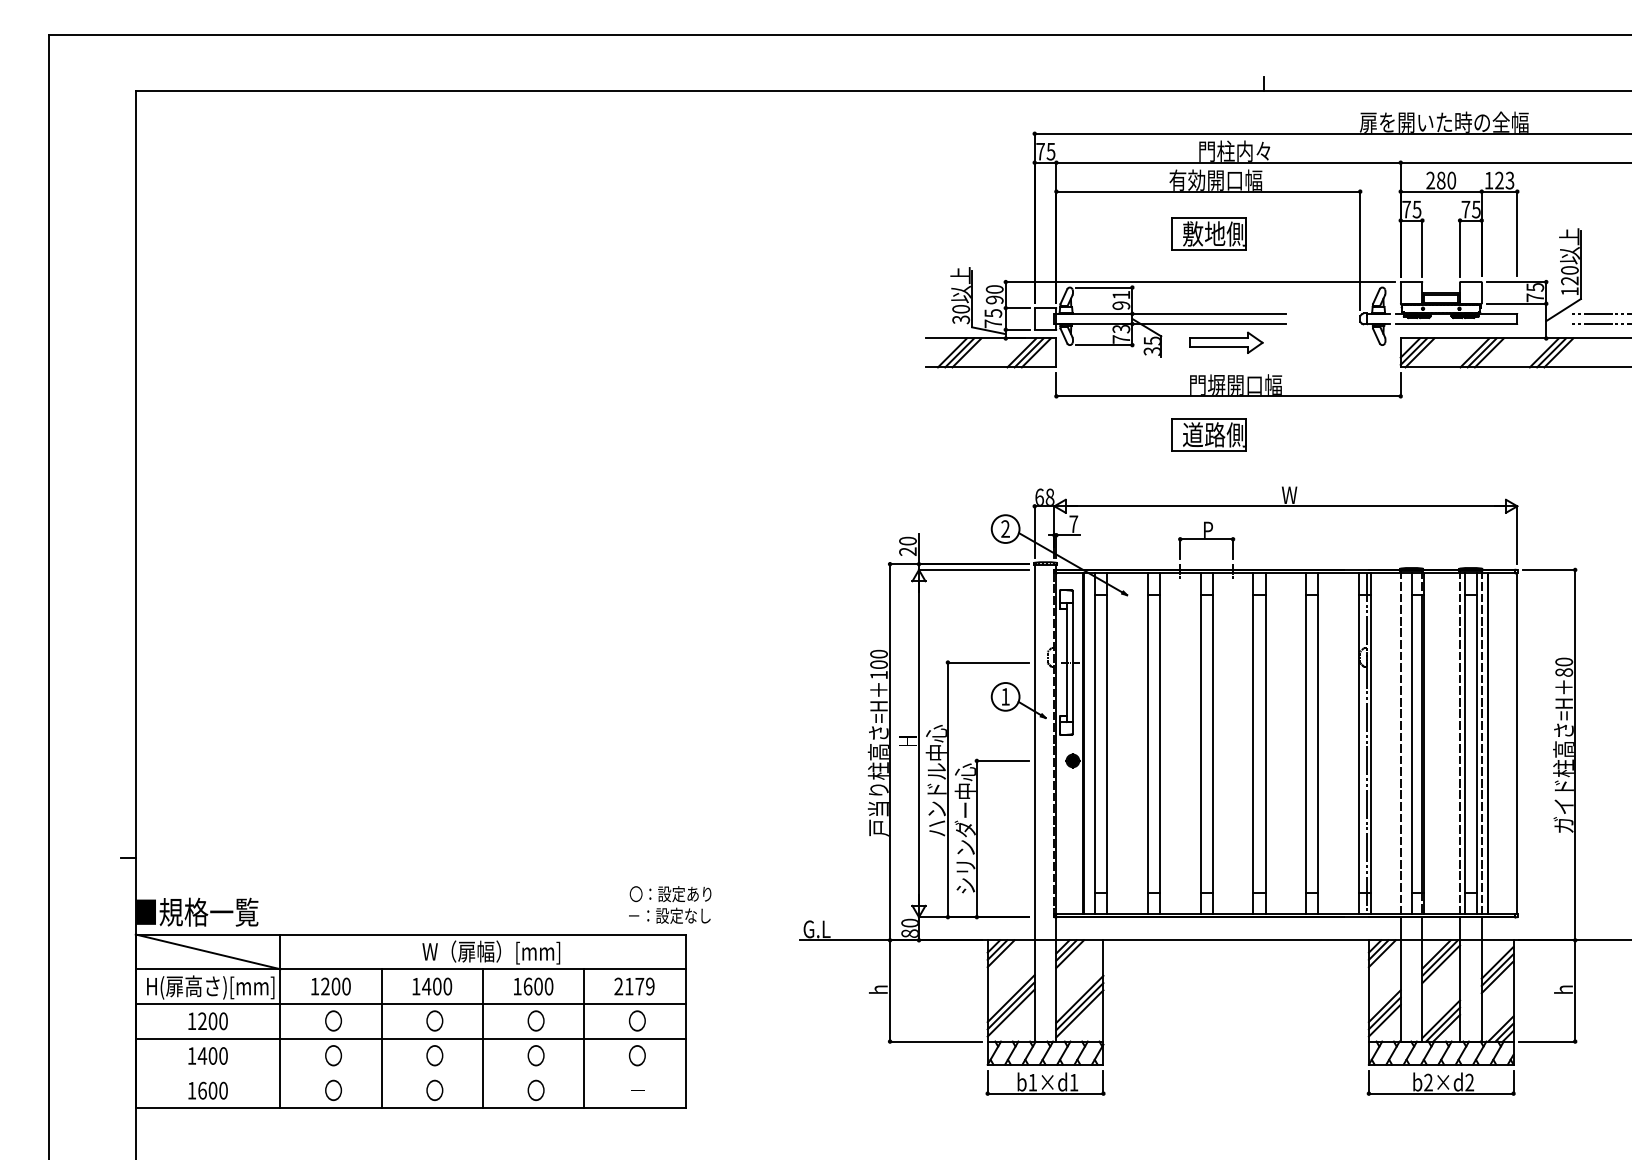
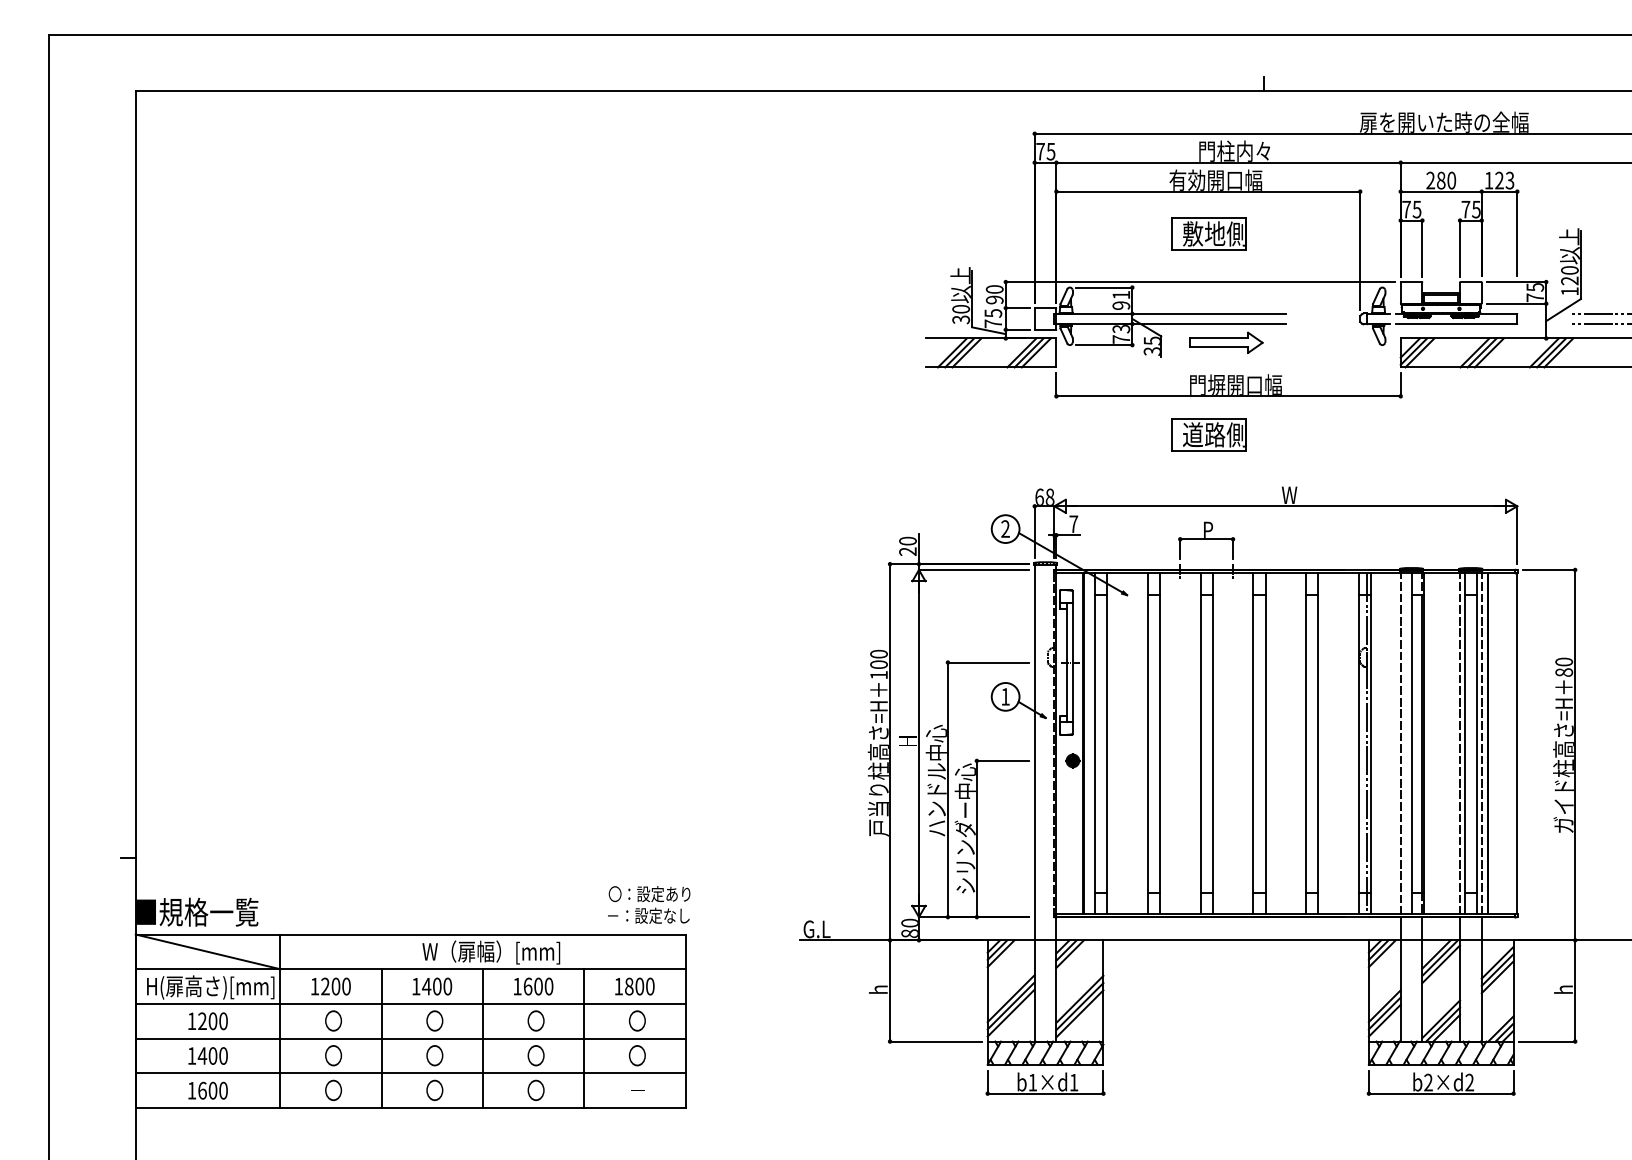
text position: (670, 904) -> (649, 904) (649, 904)
text: 2179 -> 1800 (634, 986)
line: none -> present (410, 1073)
